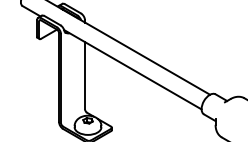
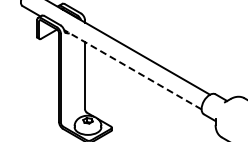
line: solid -> dashed (132, 69)
